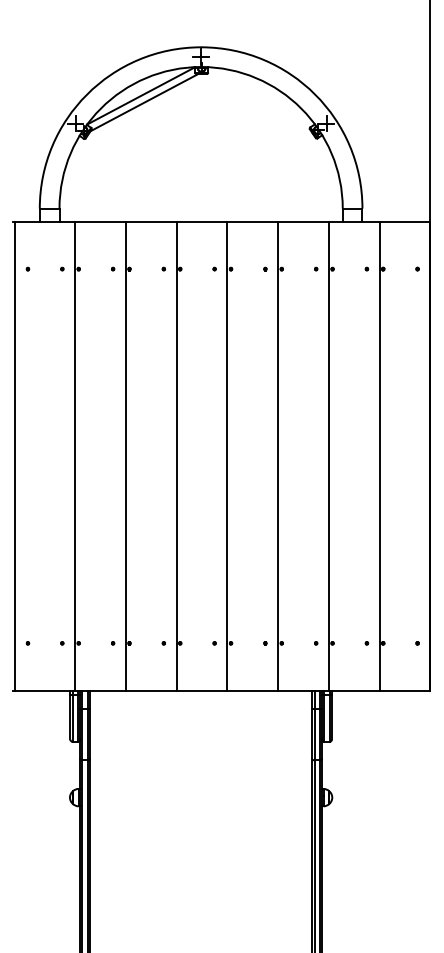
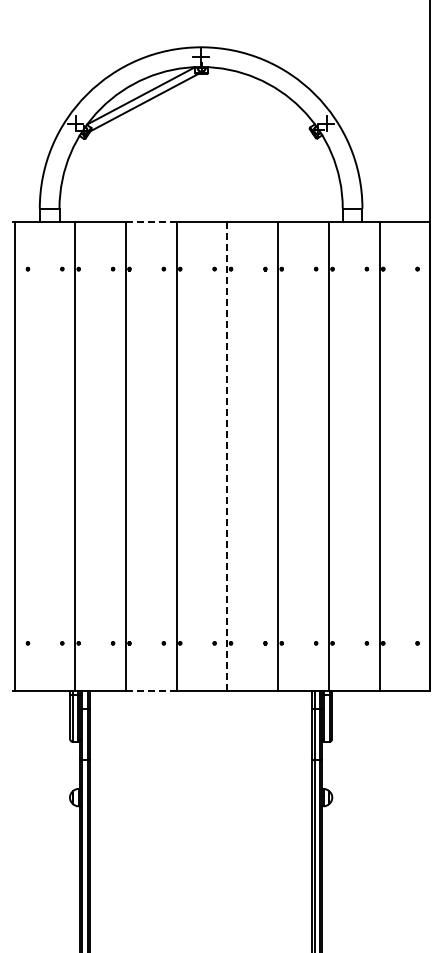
line: solid -> dashed (151, 221)
line: solid -> dashed (227, 455)
line: solid -> dashed (151, 690)
